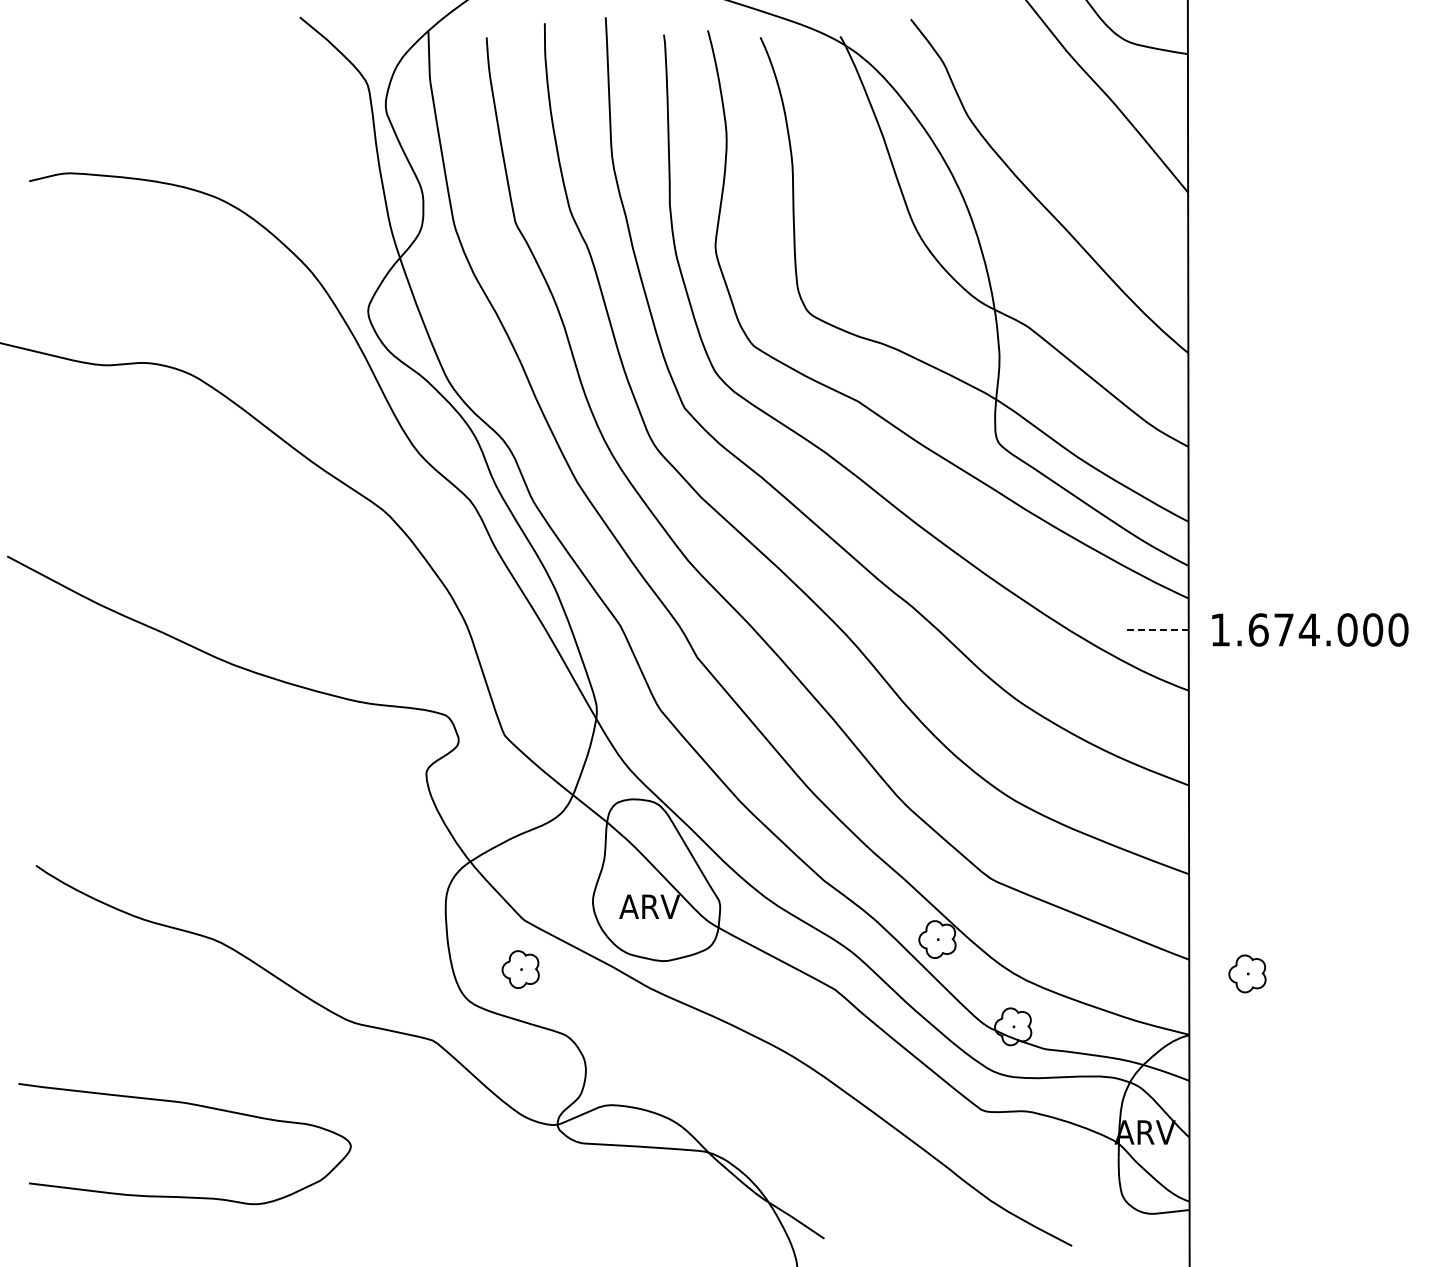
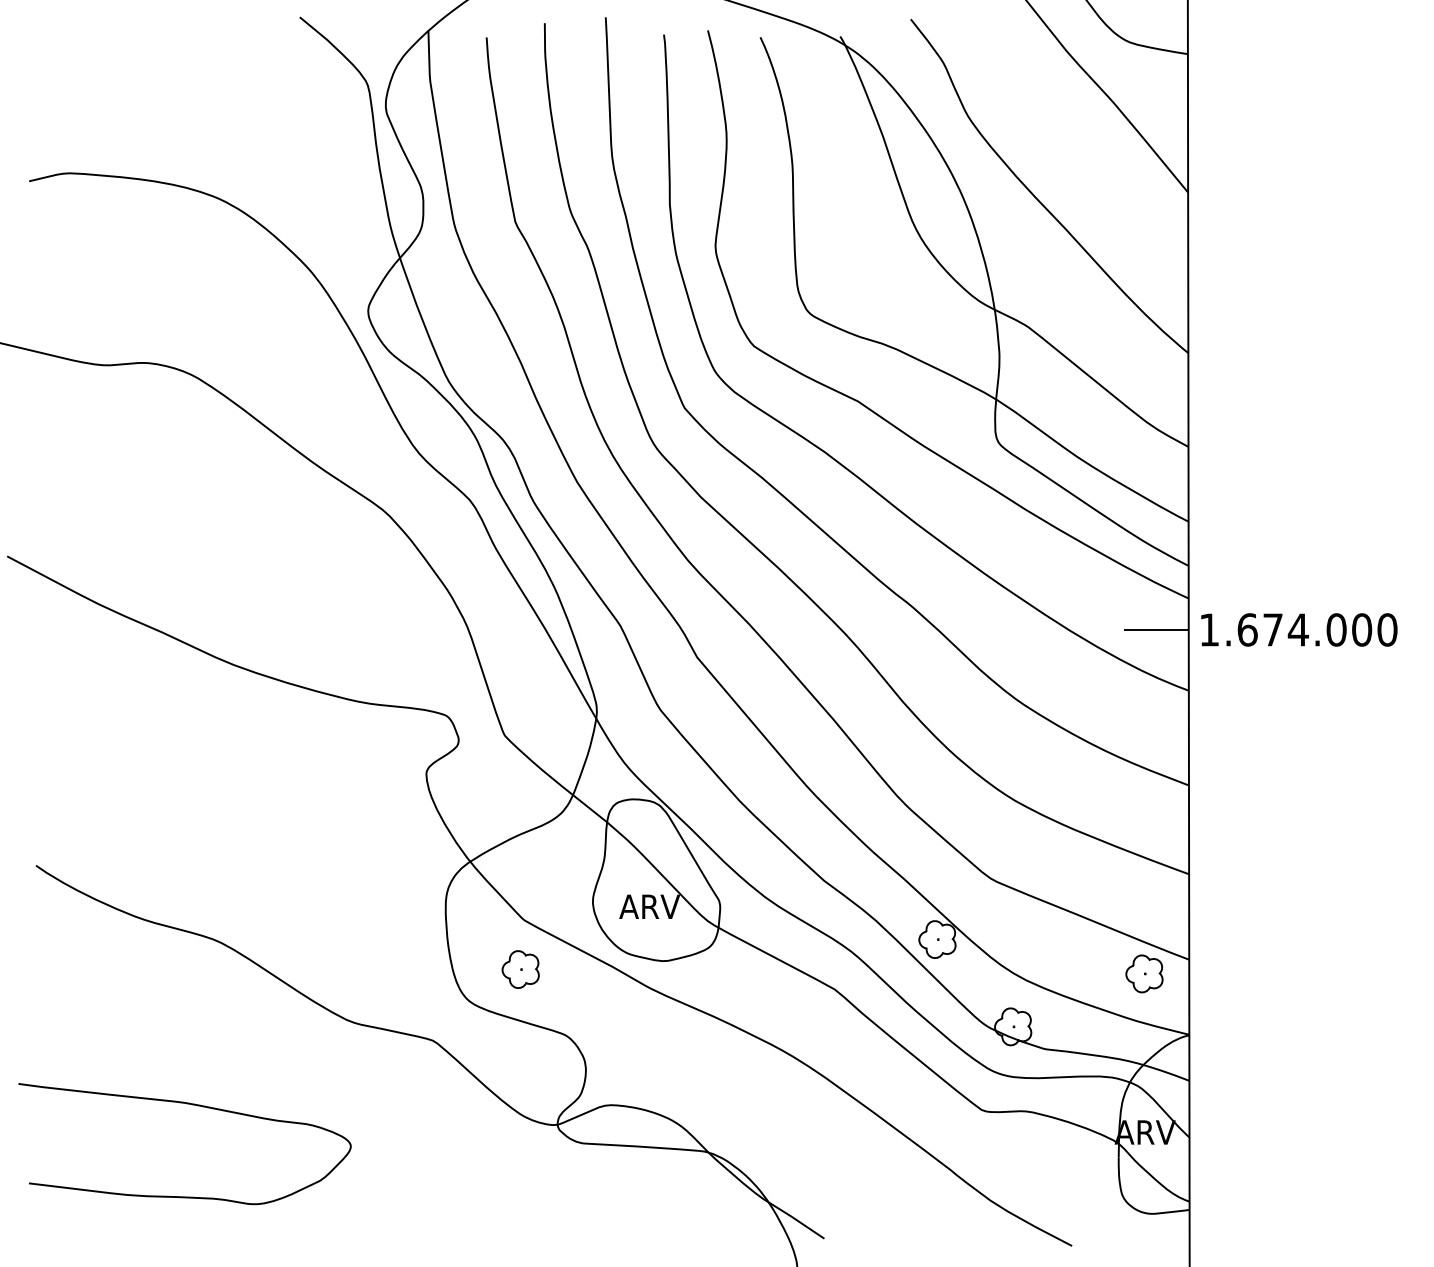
line: dashed -> solid (1155, 629)
text position: (1310, 629) -> (1299, 629) (1299, 629)
part position: (1247, 973) -> (1144, 973) (1144, 973)
